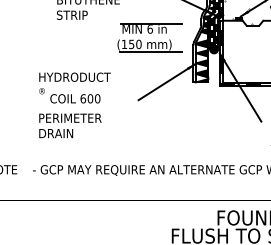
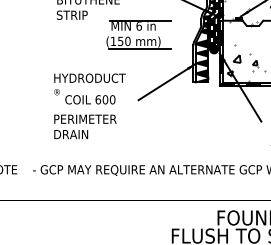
part position: (149, 37) -> (138, 34) (138, 34)
hatch: none -> present (246, 51)
text position: (74, 105) -> (89, 106) (89, 106)
